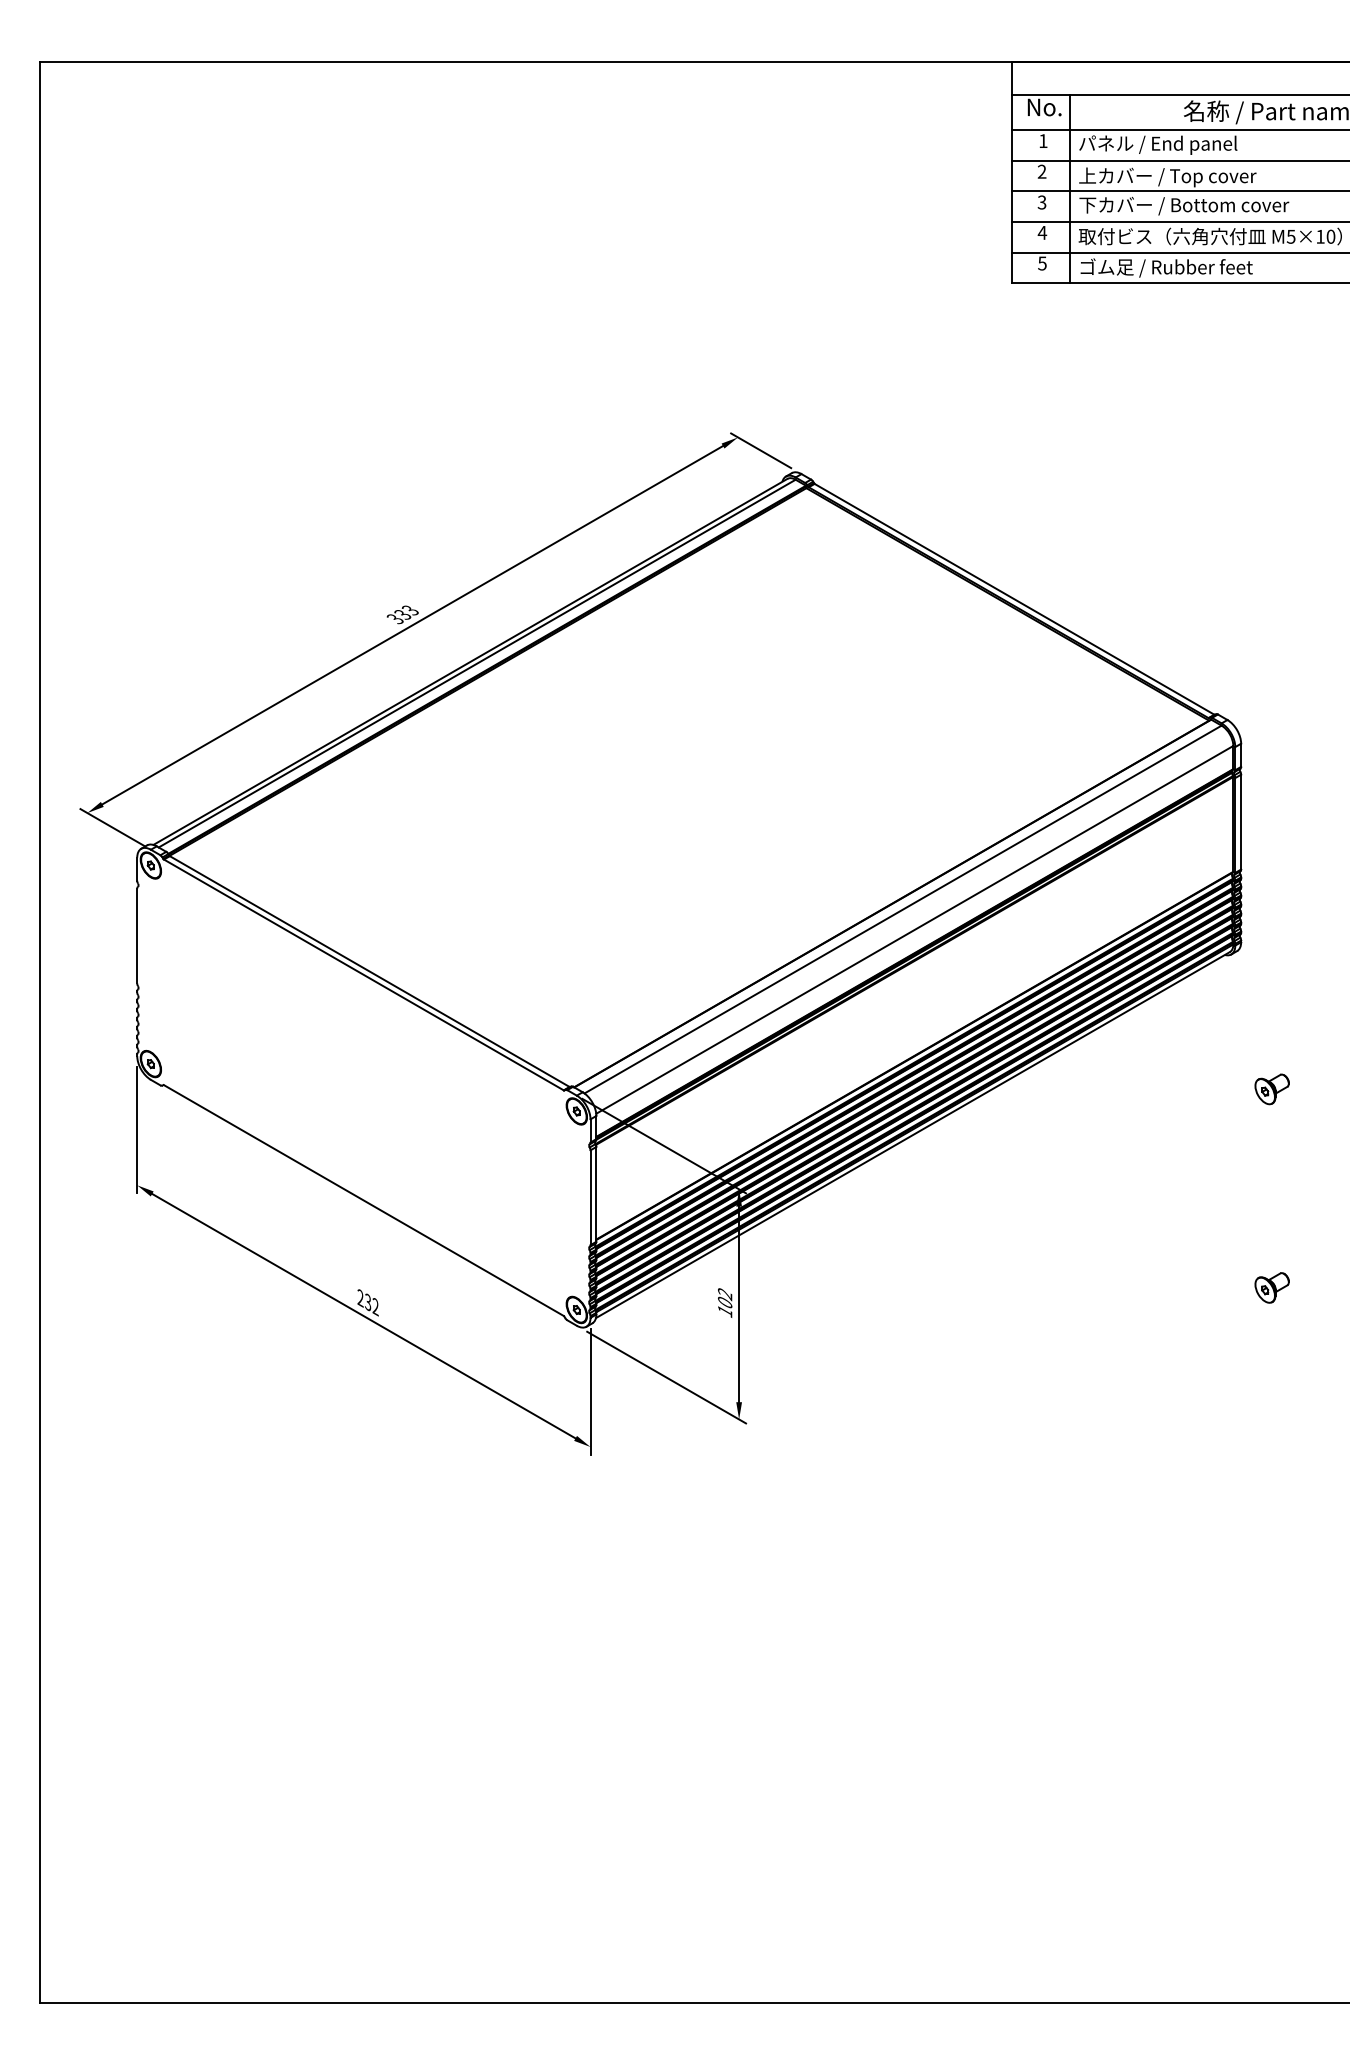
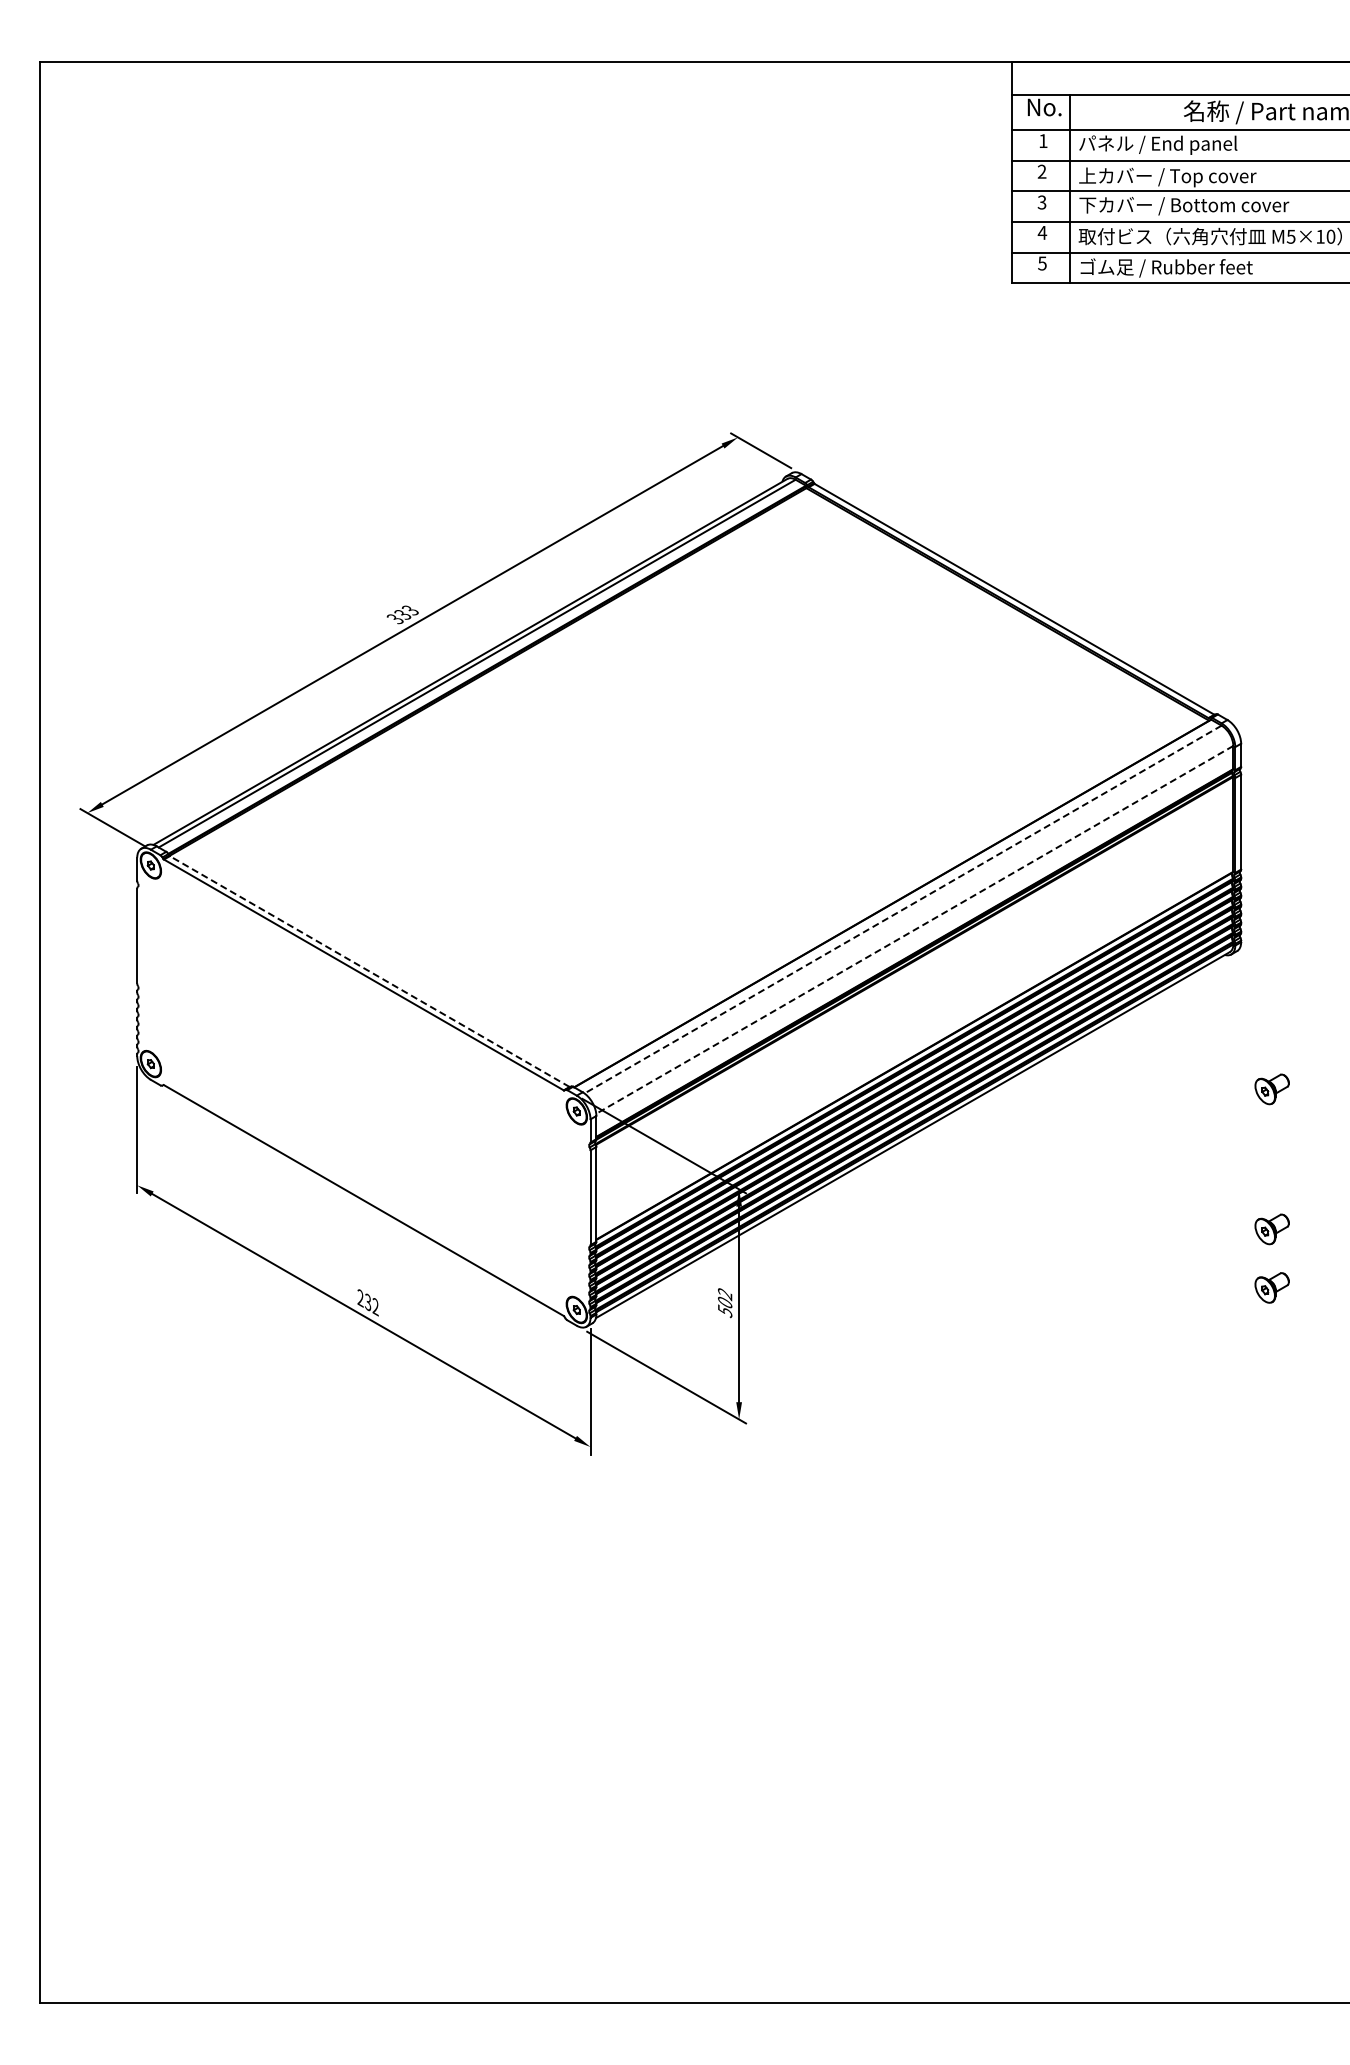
line: solid -> dashed (903, 909)
line: solid -> dashed (914, 929)
line: solid -> dashed (369, 971)
part: none -> present (1271, 1229)
text: 102 -> 502 (725, 1311)
